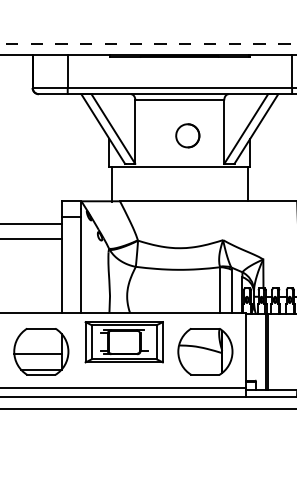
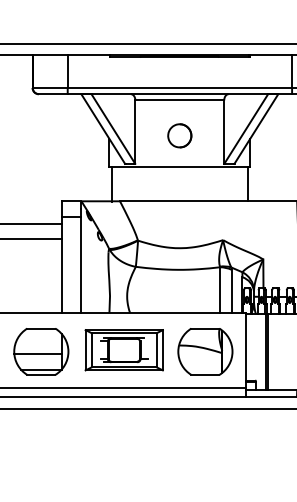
line: dashed -> solid (148, 43)
part position: (187, 135) -> (179, 135) (179, 135)
part position: (123, 342) -> (123, 350) (123, 350)
